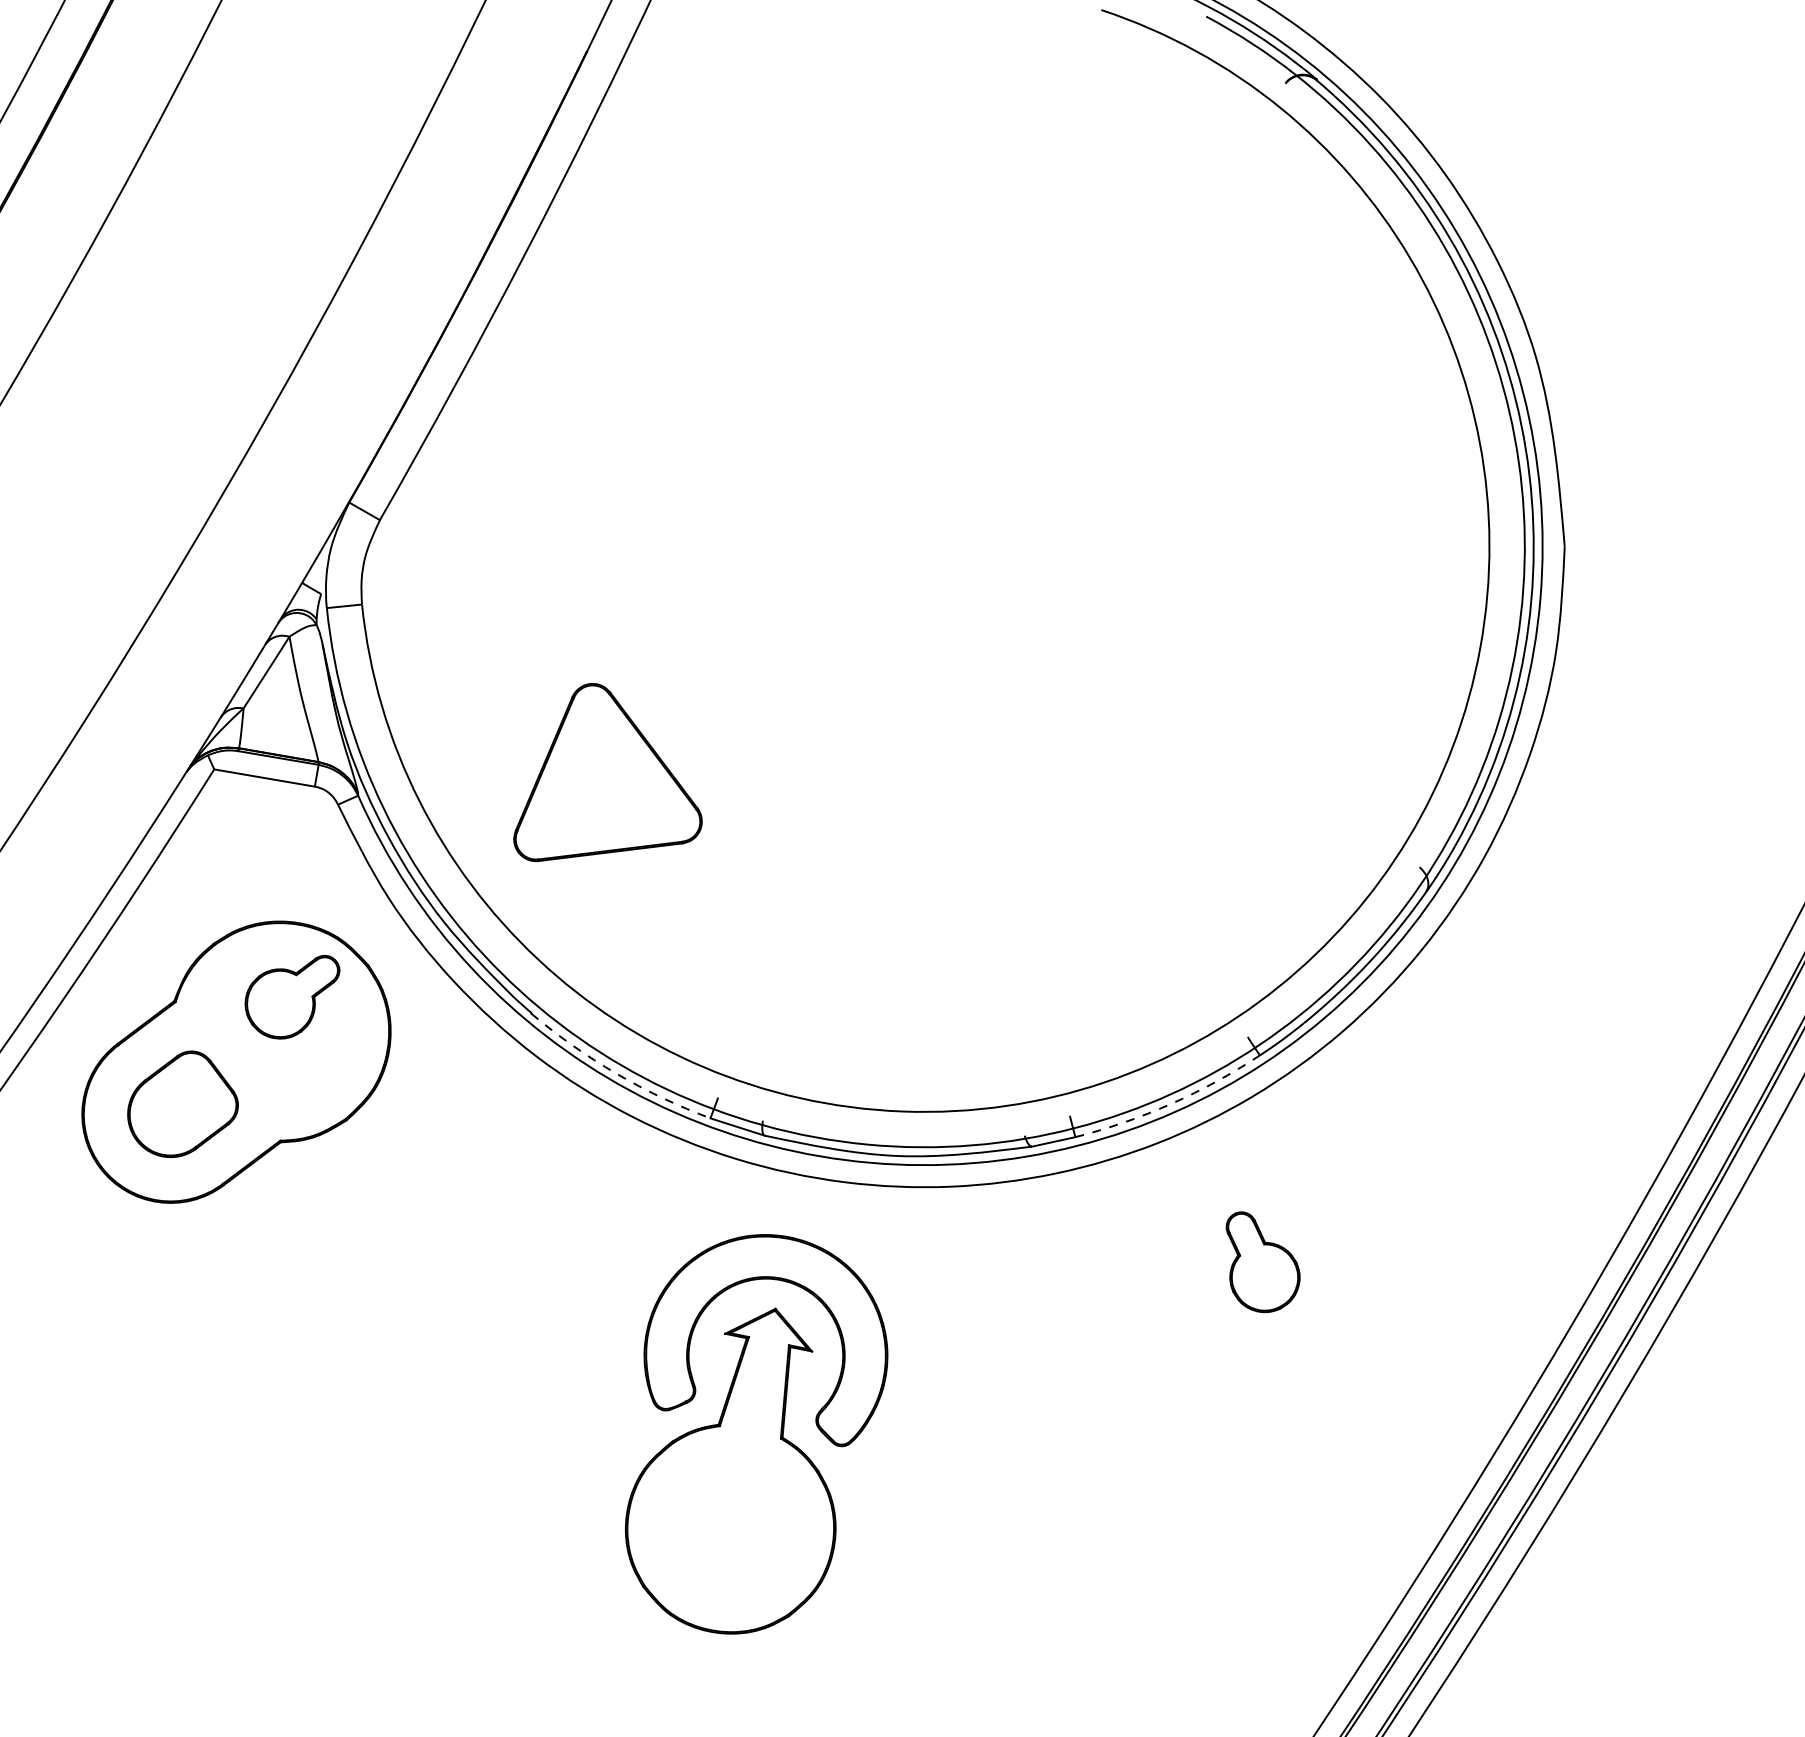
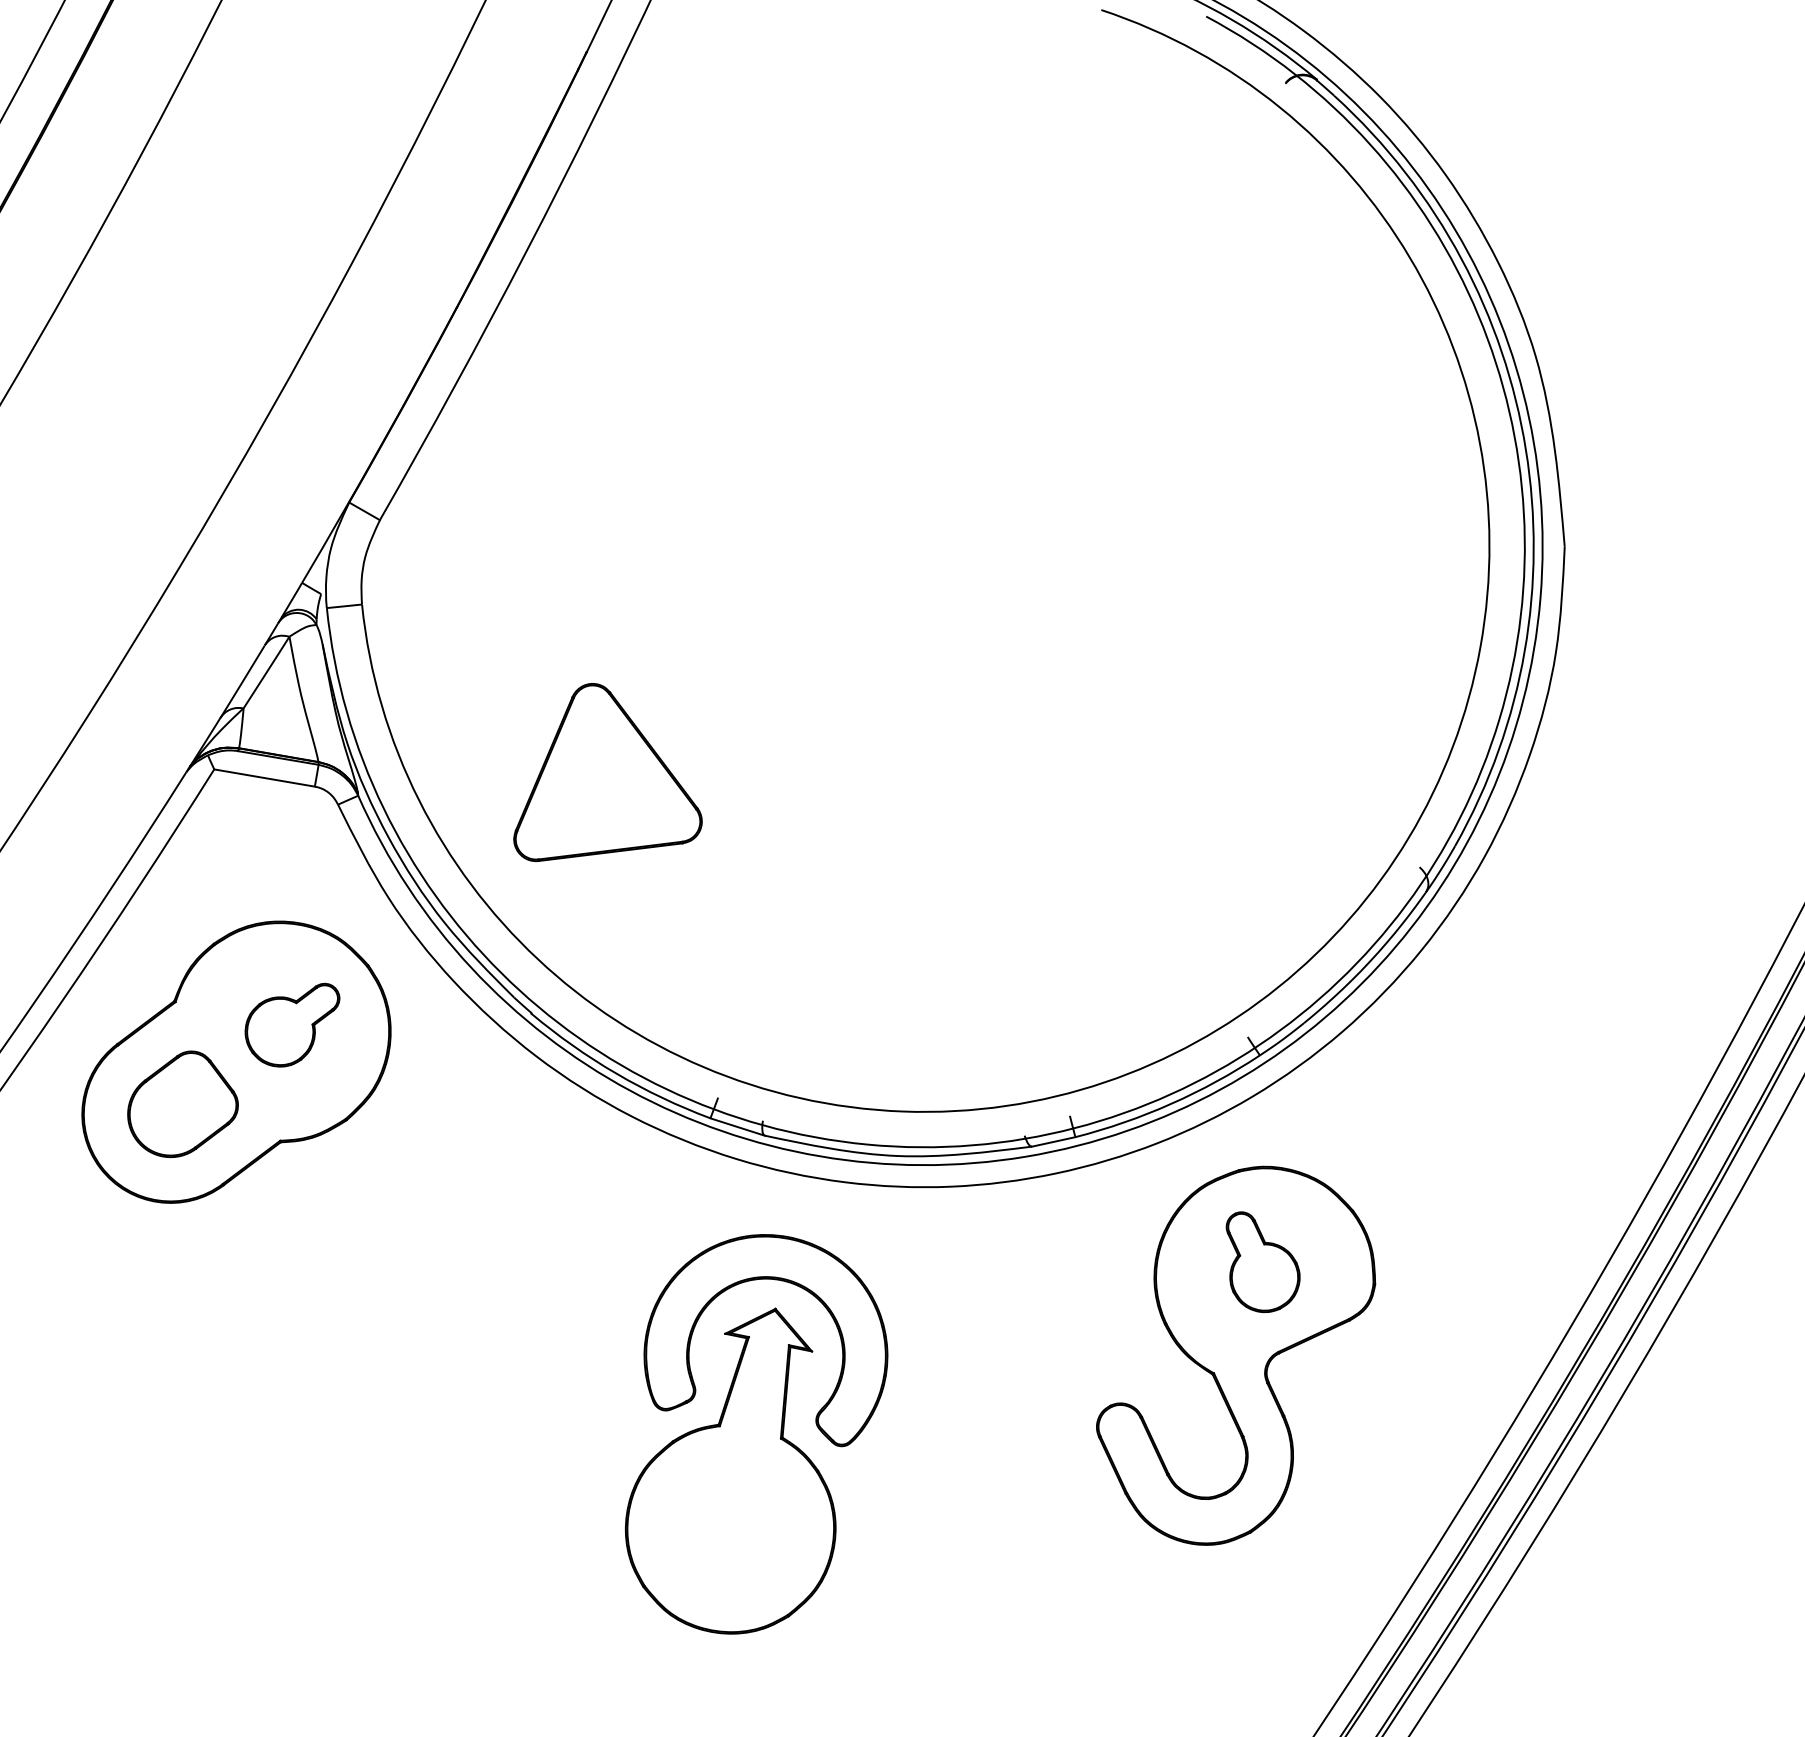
part position: (292, 996) -> (292, 1024) (292, 1024)
arc: dashed -> solid (616, 1073)
arc: dashed -> solid (1171, 1103)
part: none -> present (1236, 1355)
